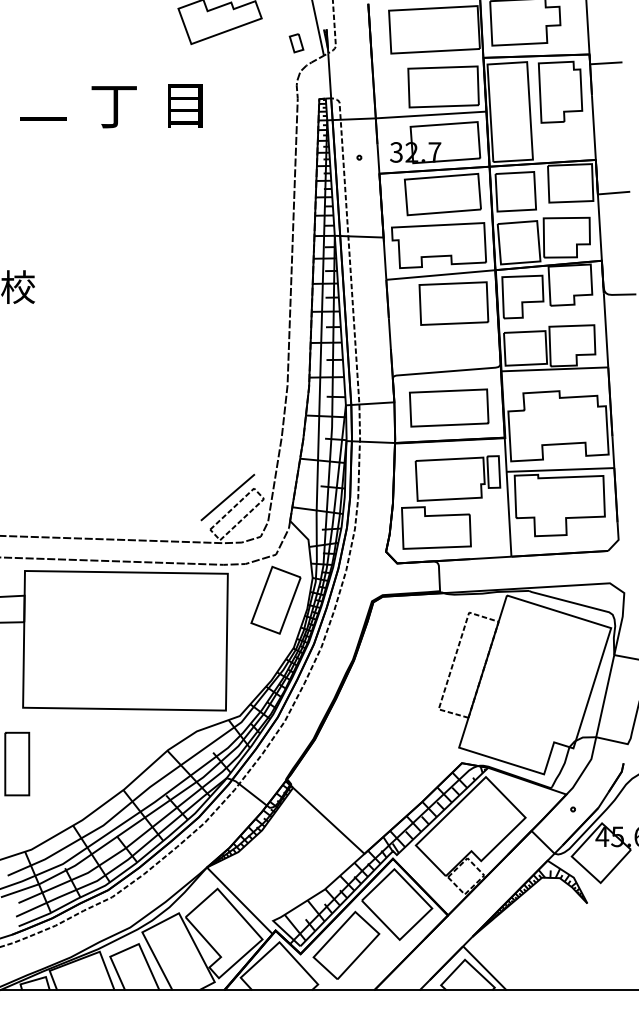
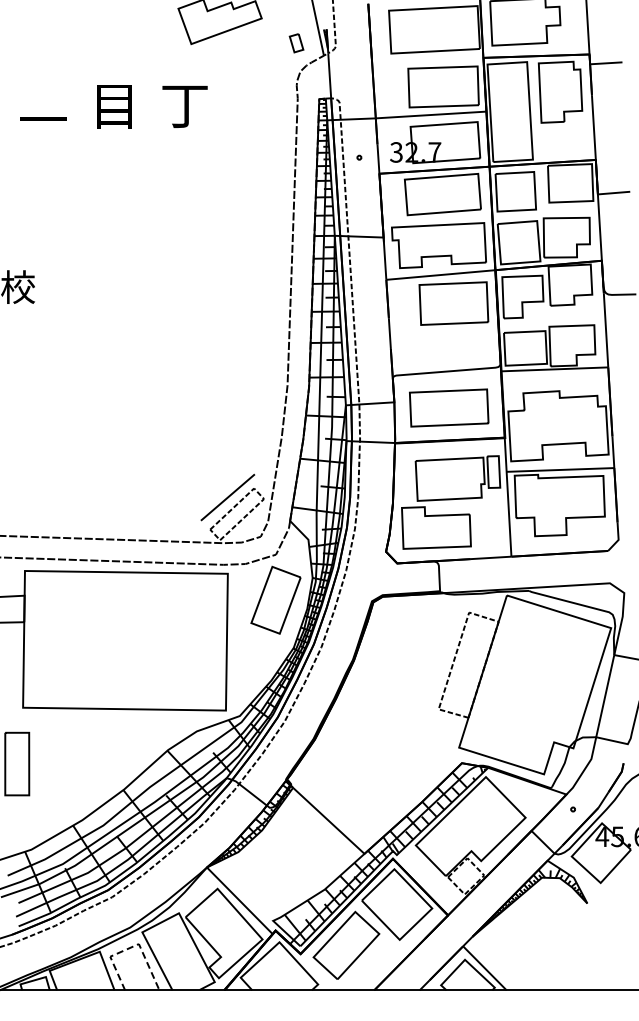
text: 丁 -> 目 (113, 106)
text: 目 -> 丁 (184, 106)
line: solid -> dashed (130, 947)
